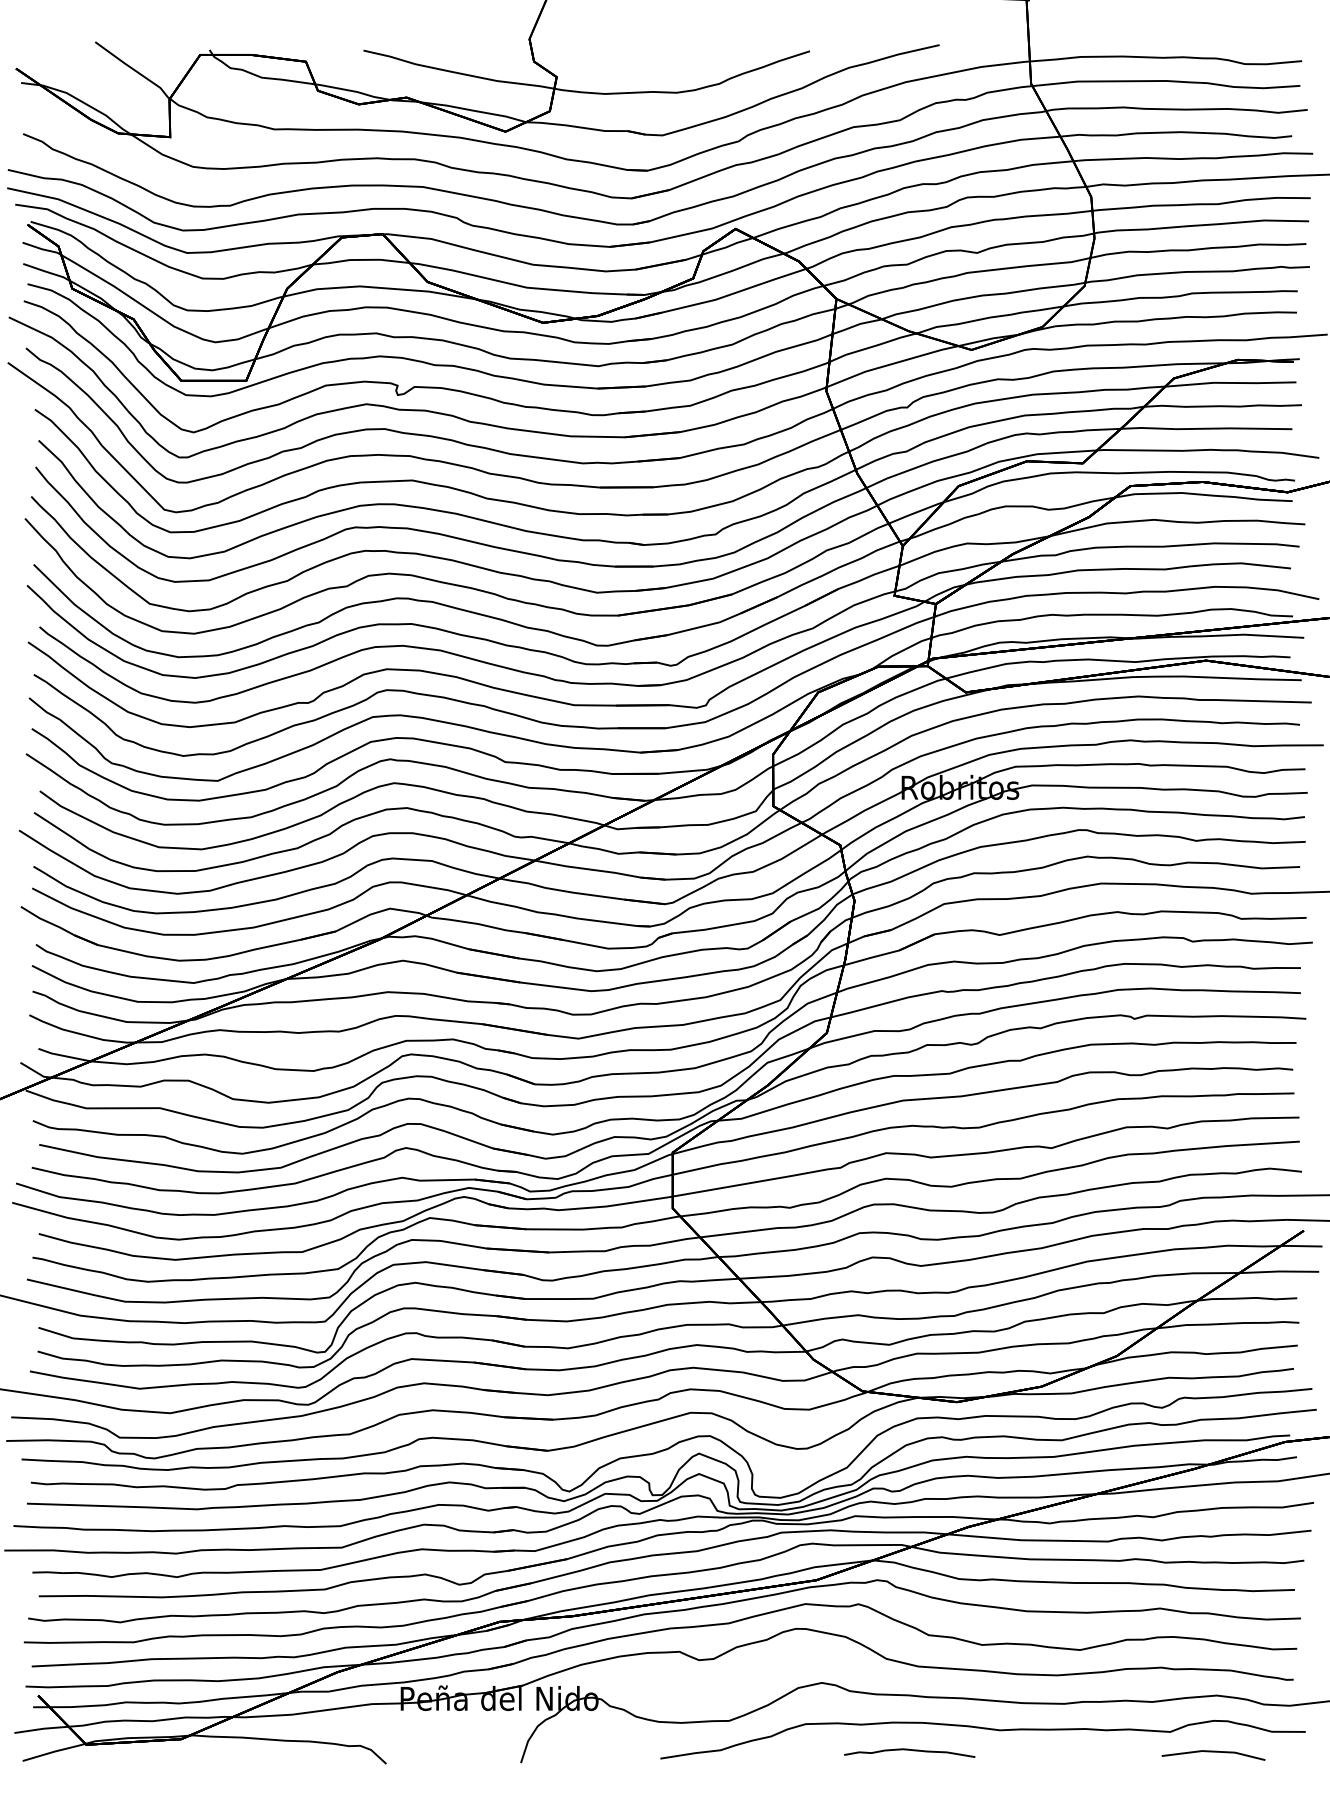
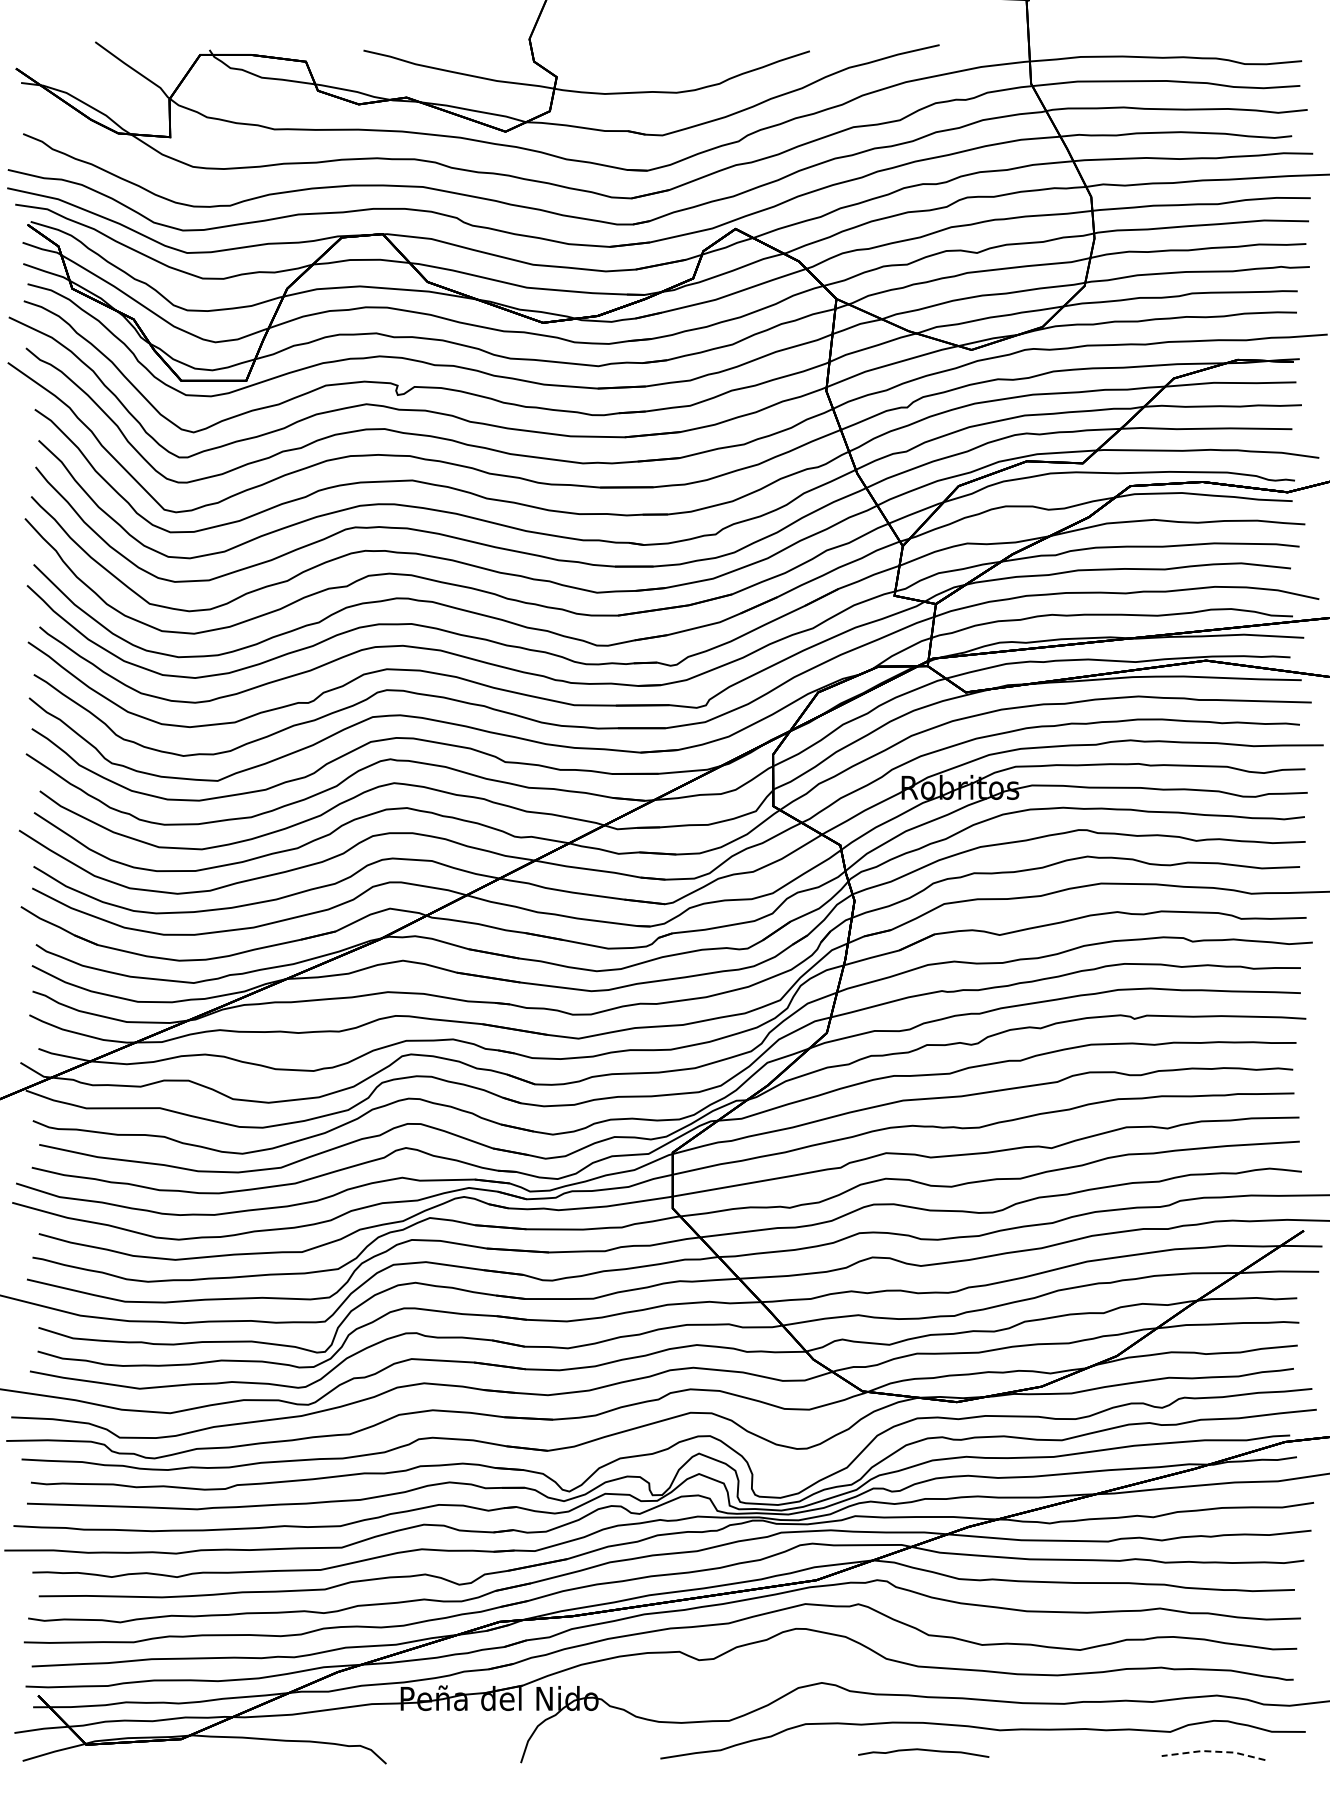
curve position: (909, 1750) -> (923, 1750) (923, 1750)
line: solid -> dashed (1214, 1751)
